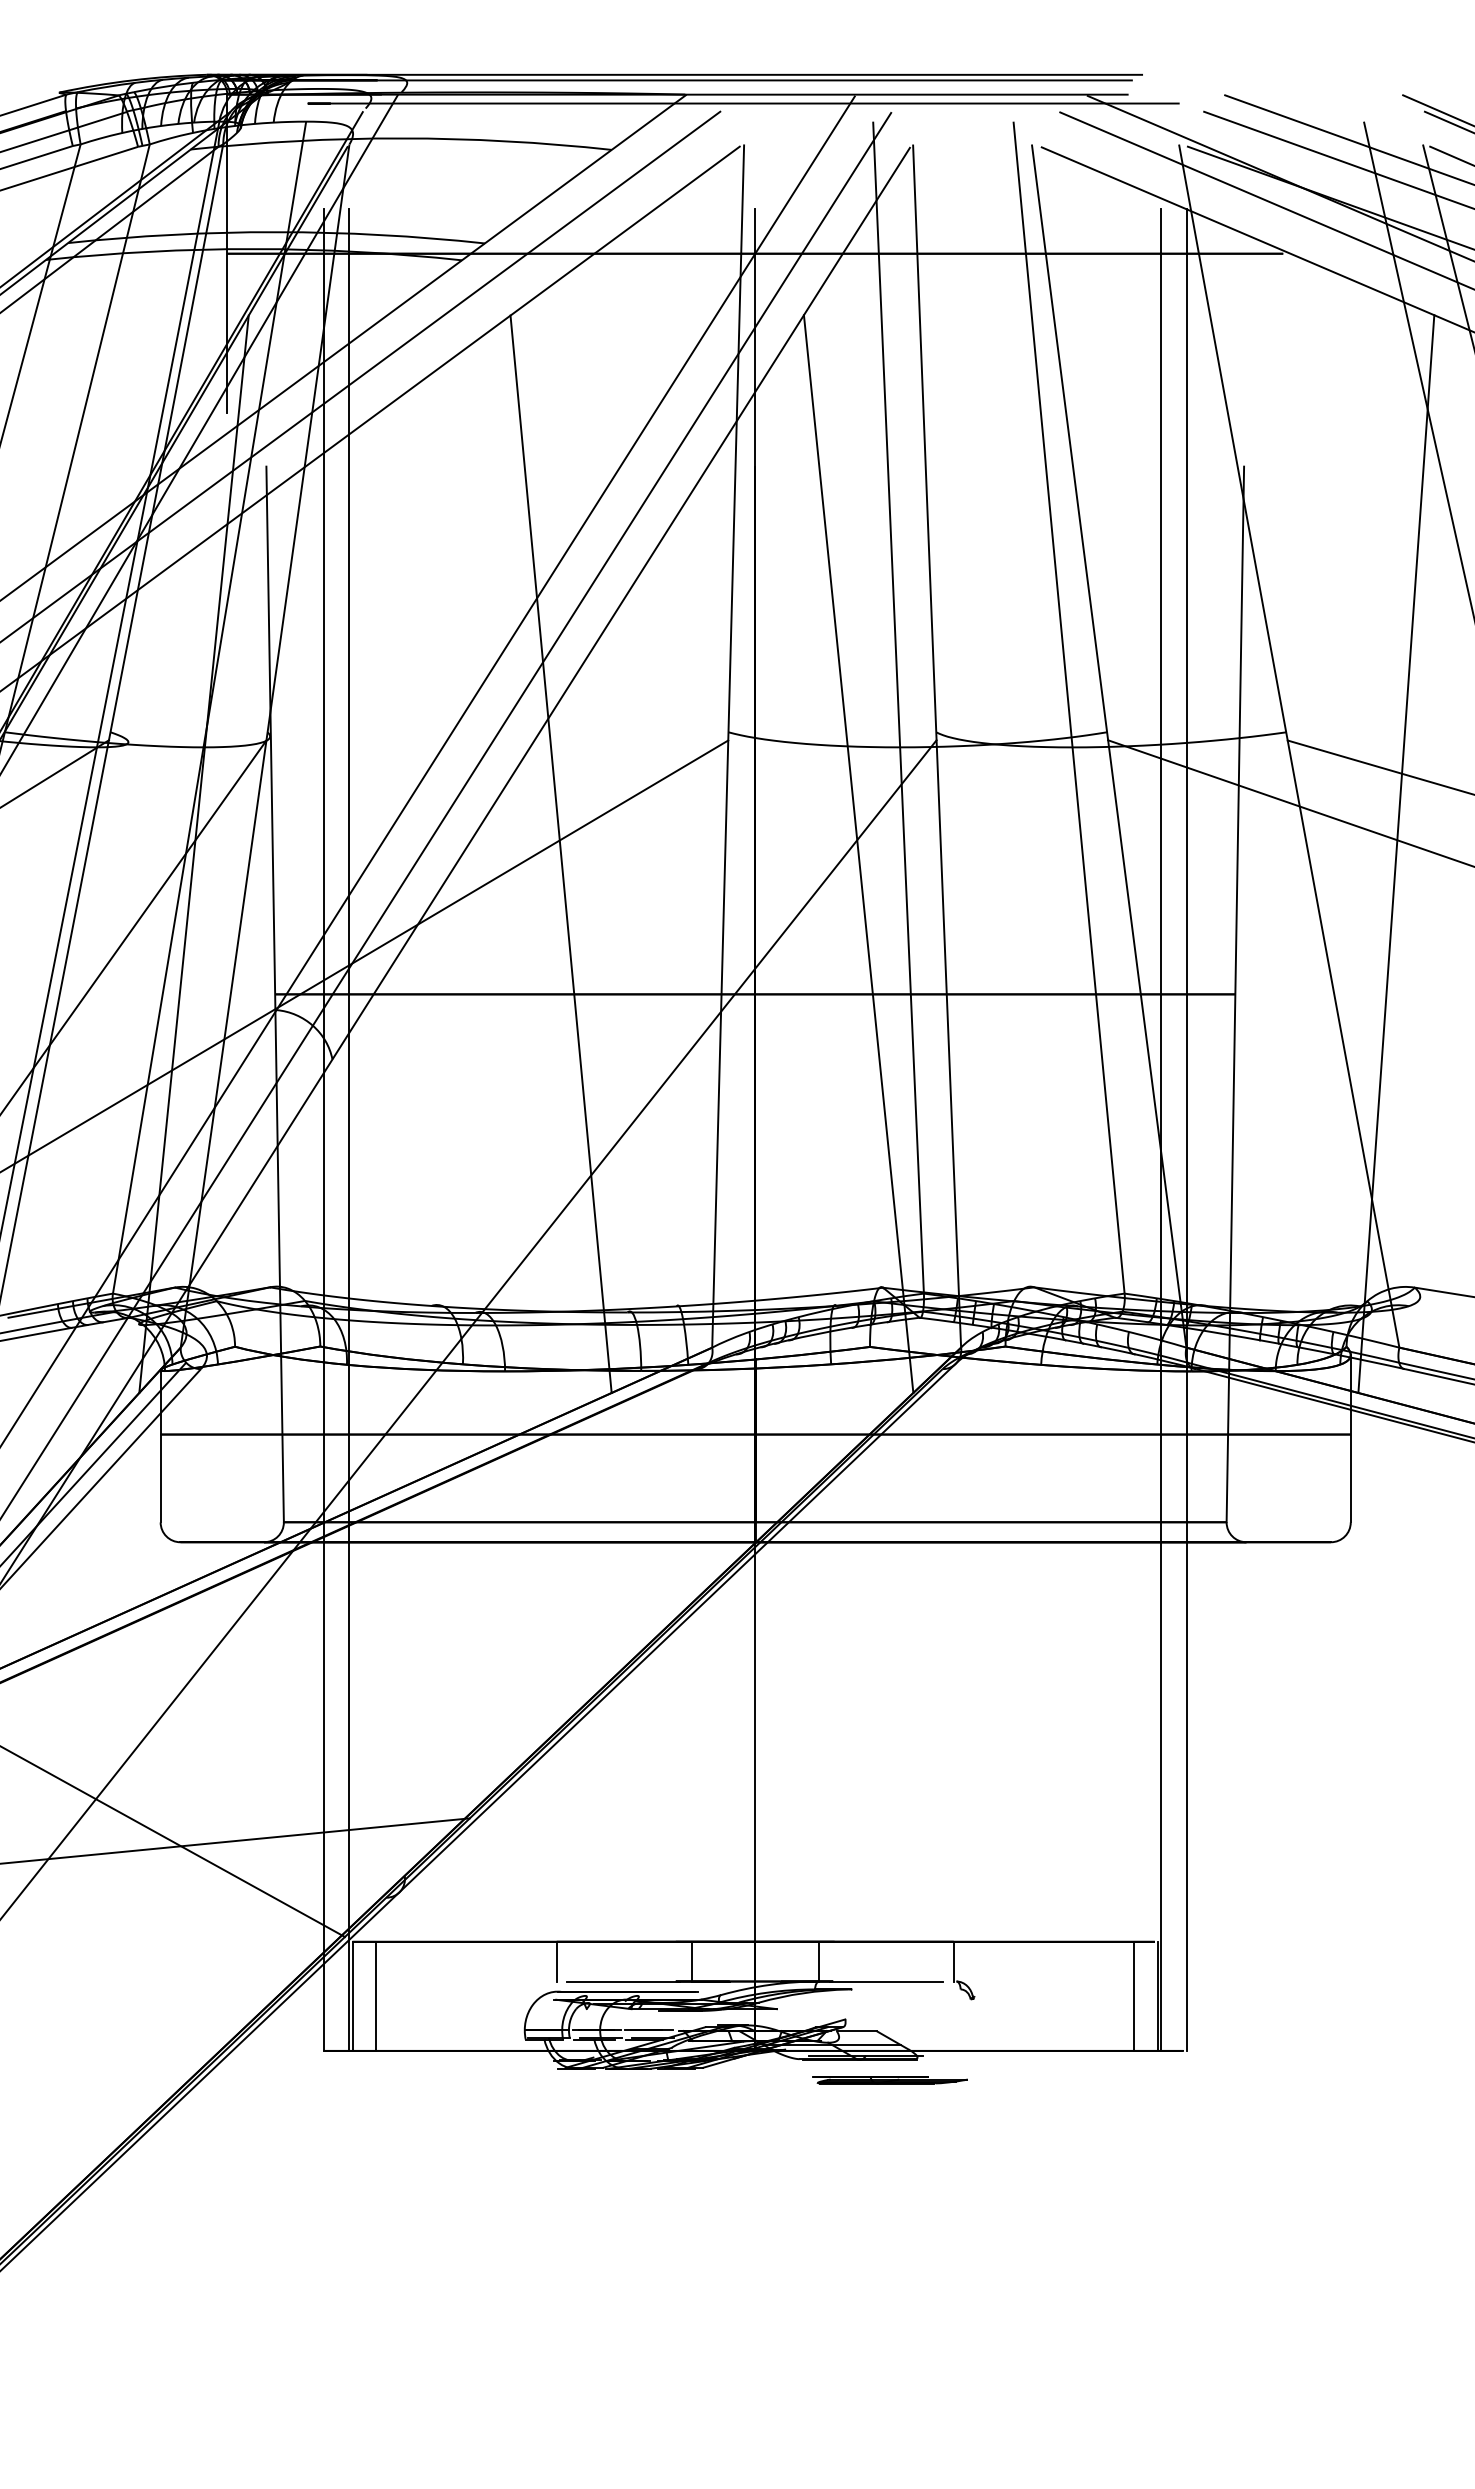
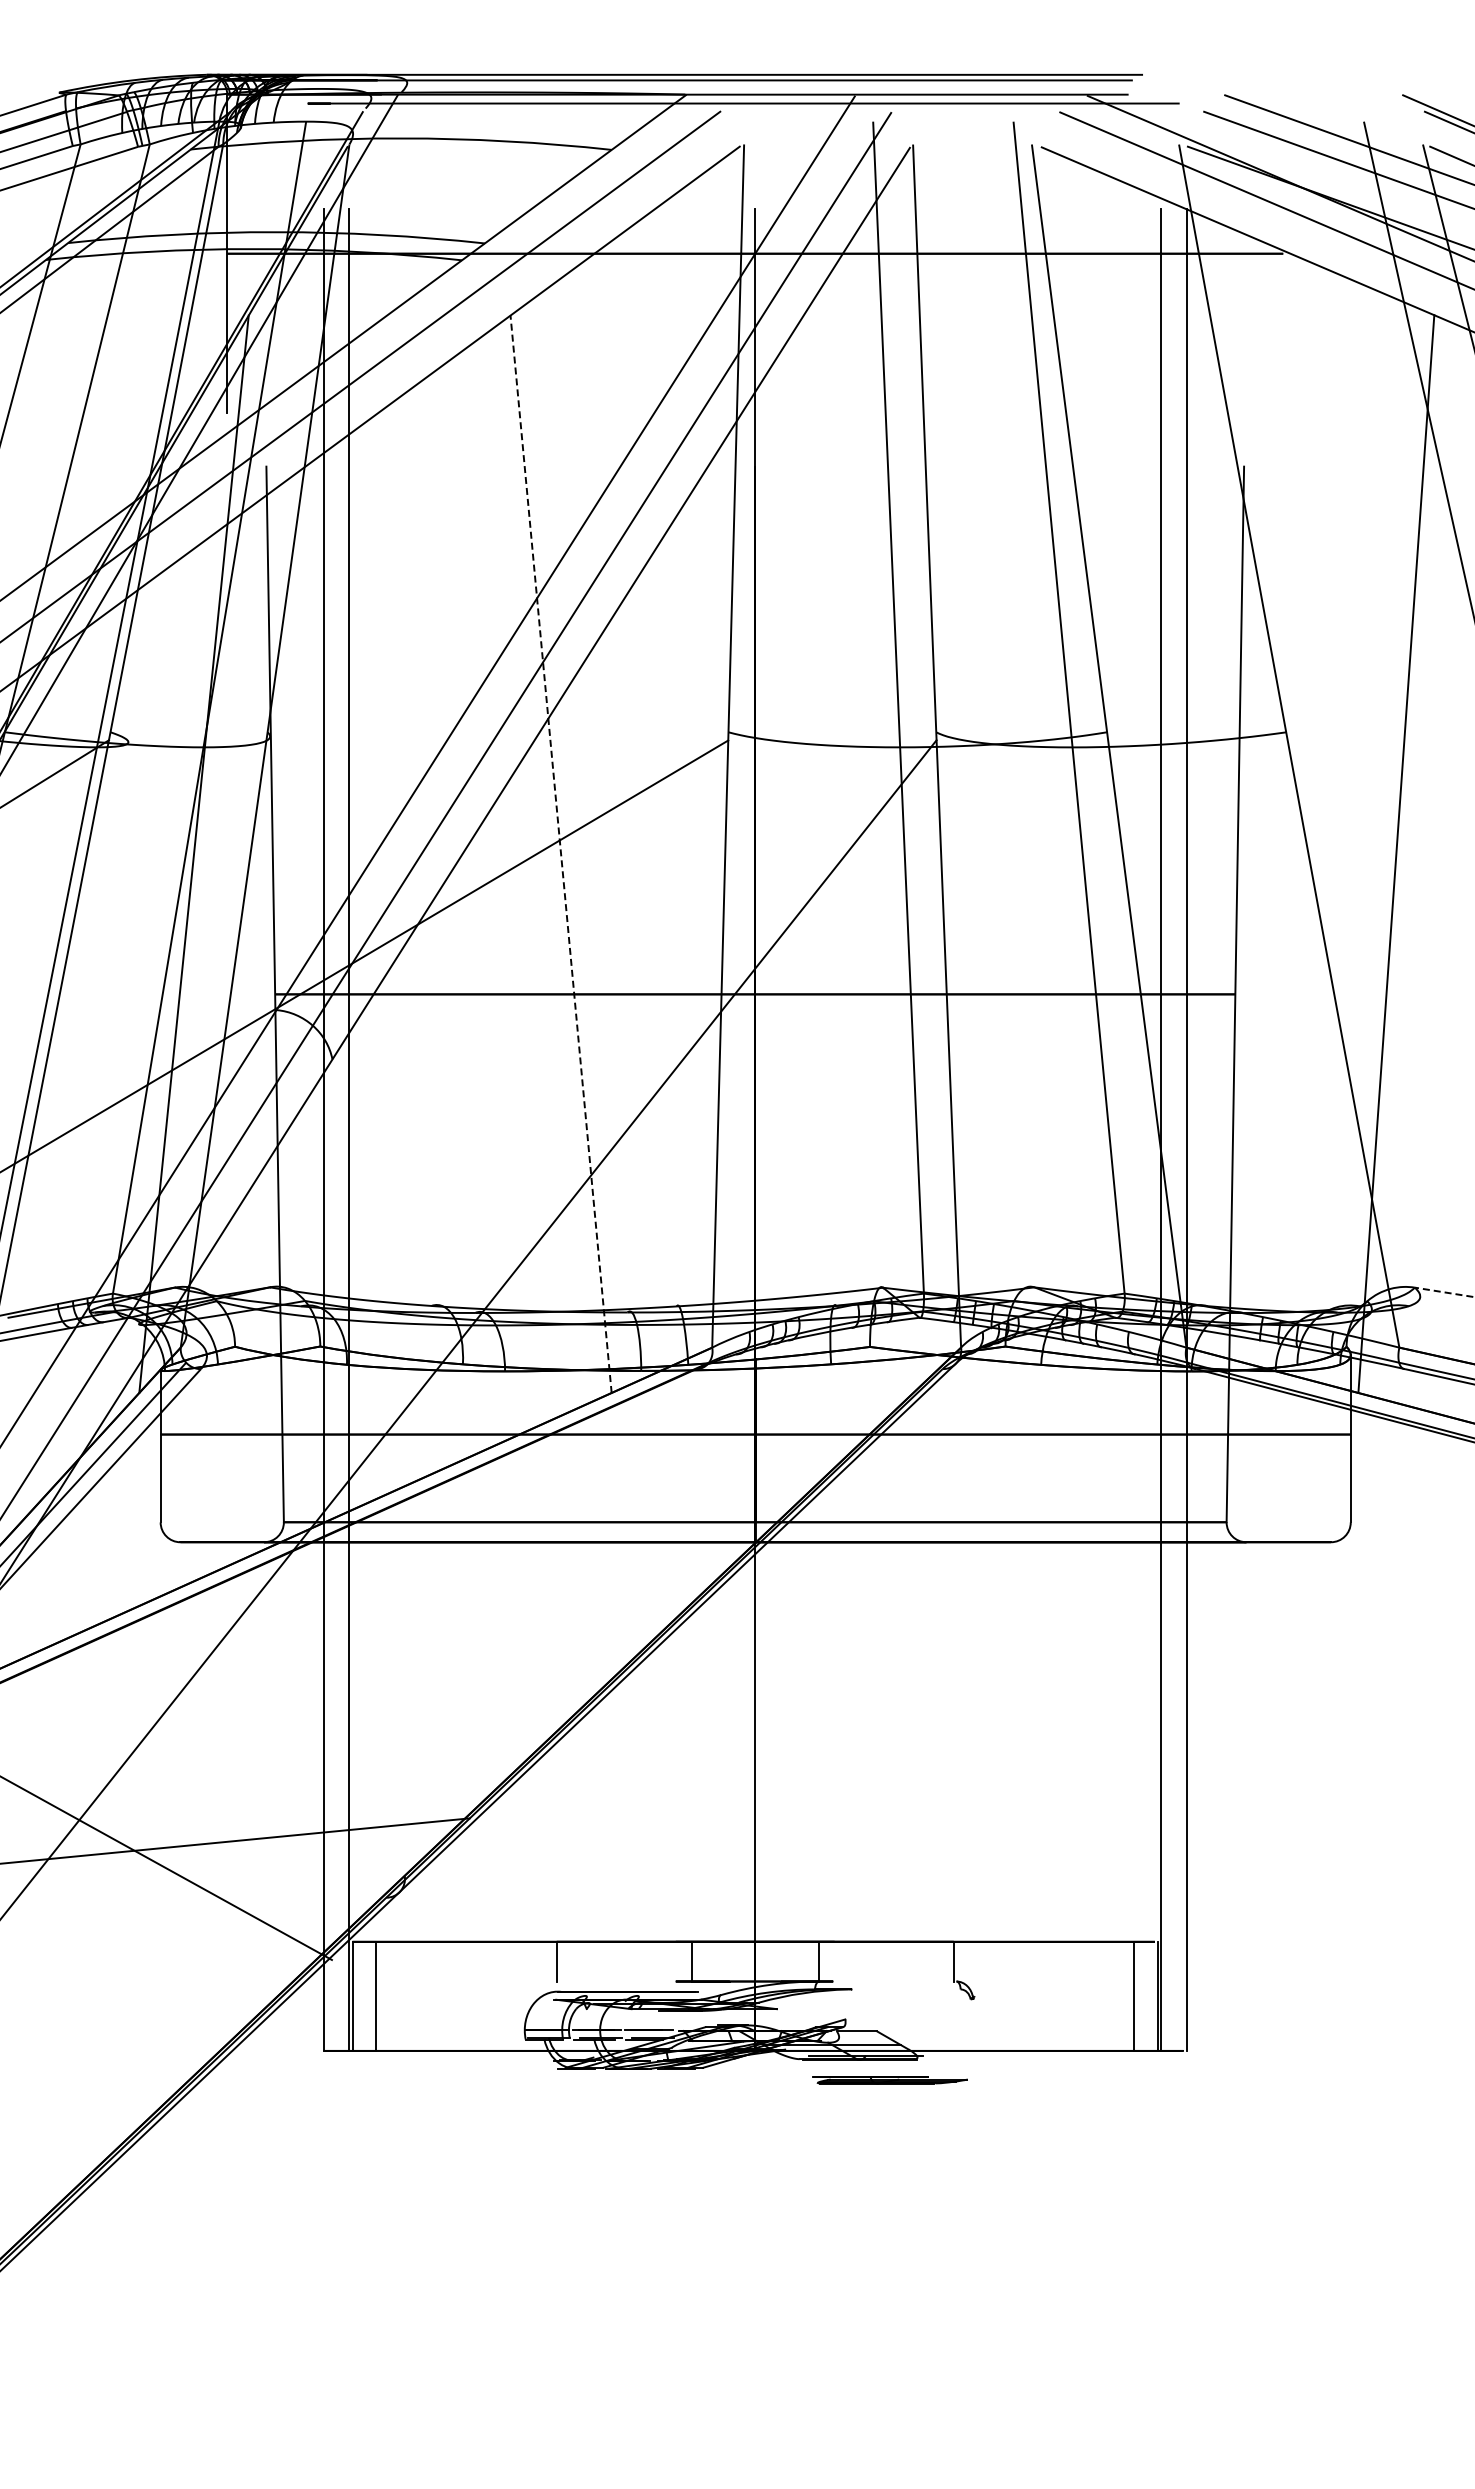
line: present -> none (1379, 766)
line: present -> none (1289, 802)
line: solid -> dashed (561, 853)
line: present -> none (858, 853)
line: present -> none (134, 926)
line: solid -> dashed (1444, 1292)
line position: (173, 1841) -> (166, 1868) (166, 1868)
line: present -> none (623, 1981)
line: present -> none (886, 1981)
